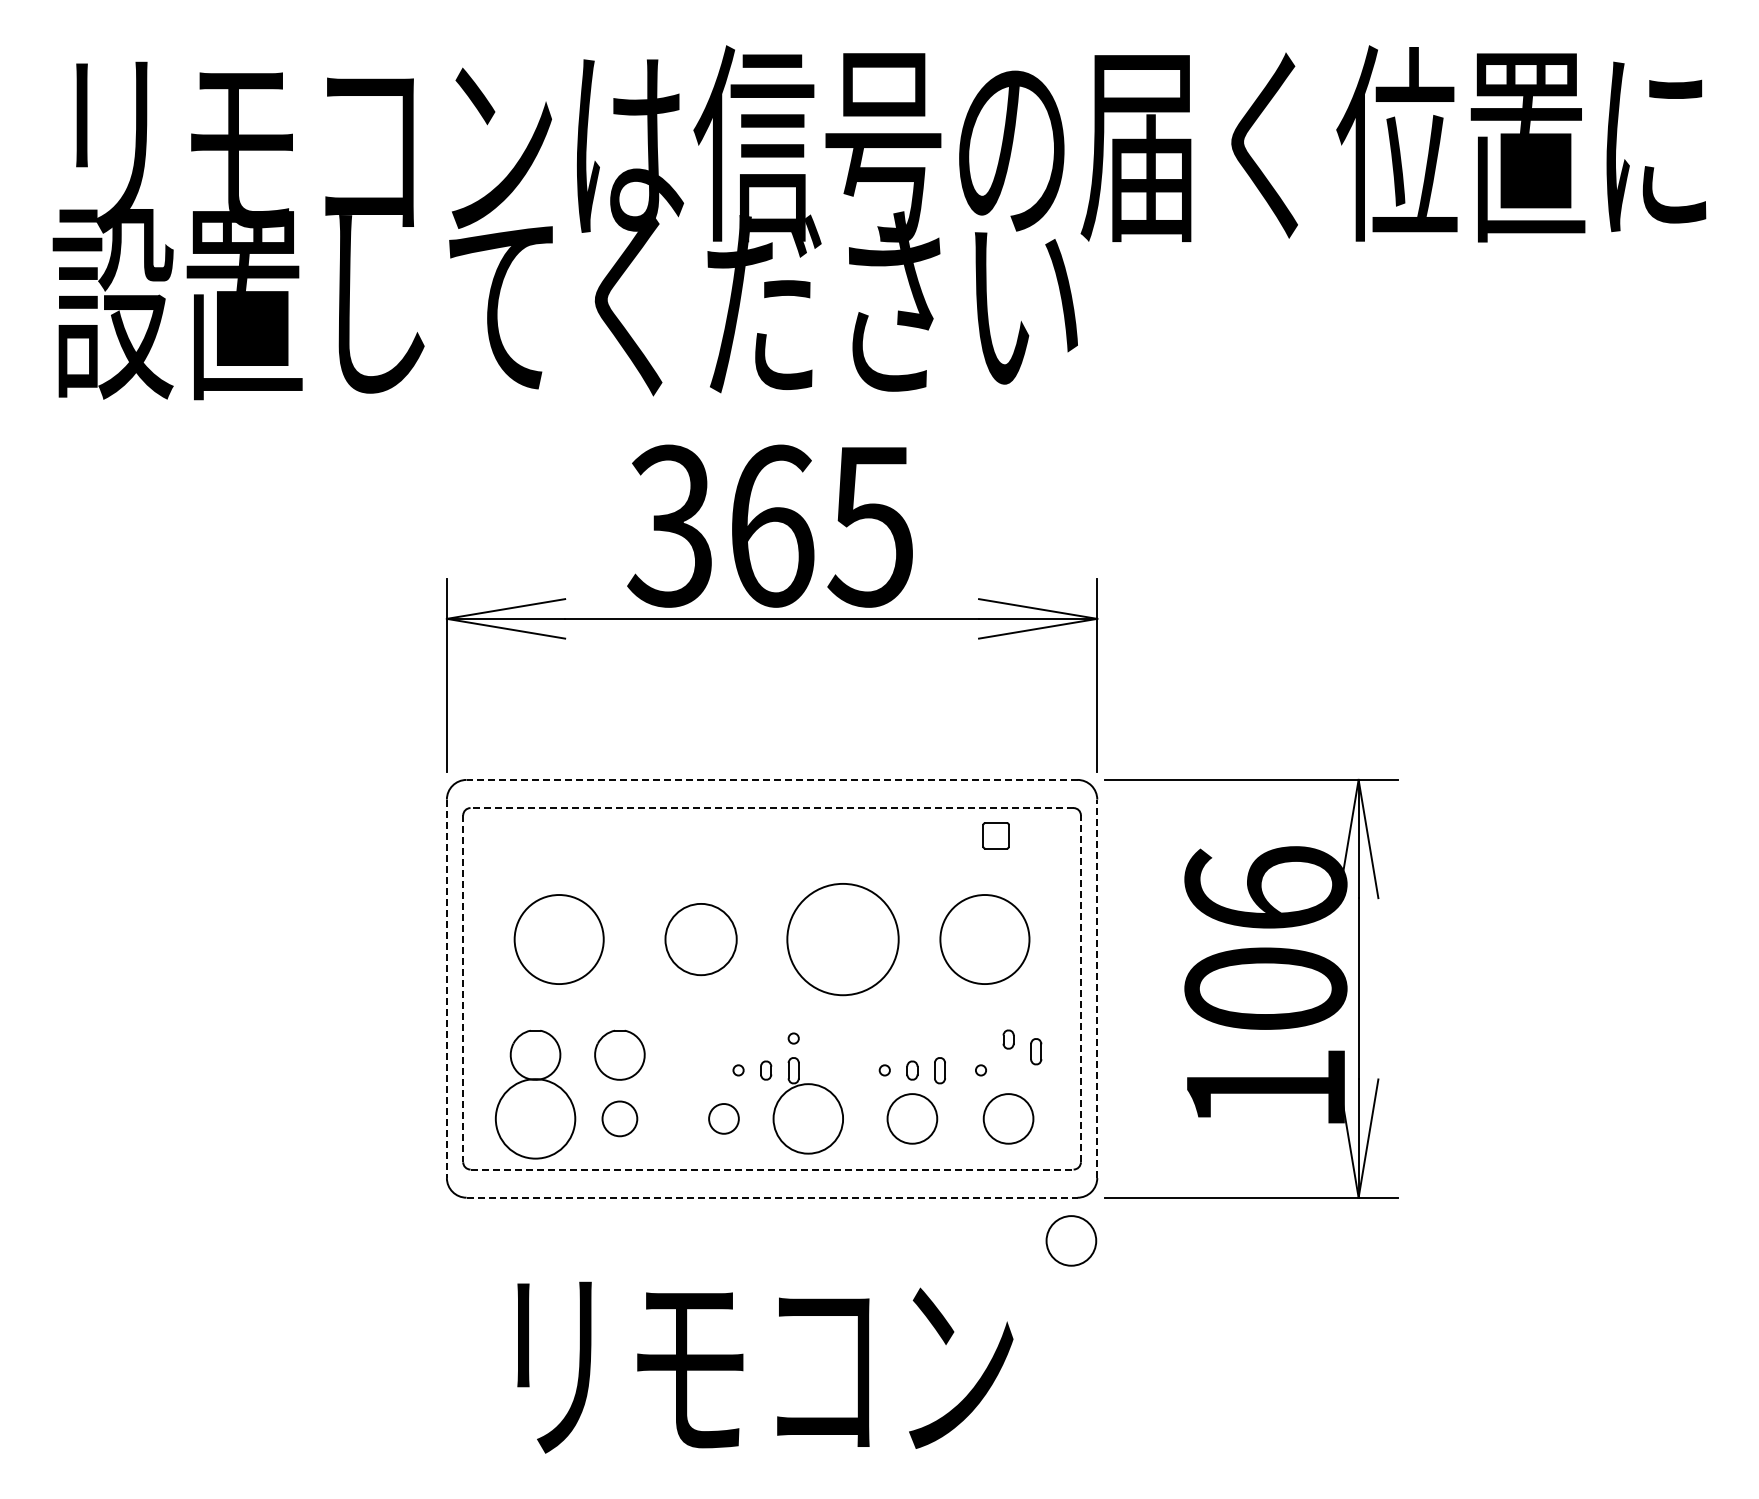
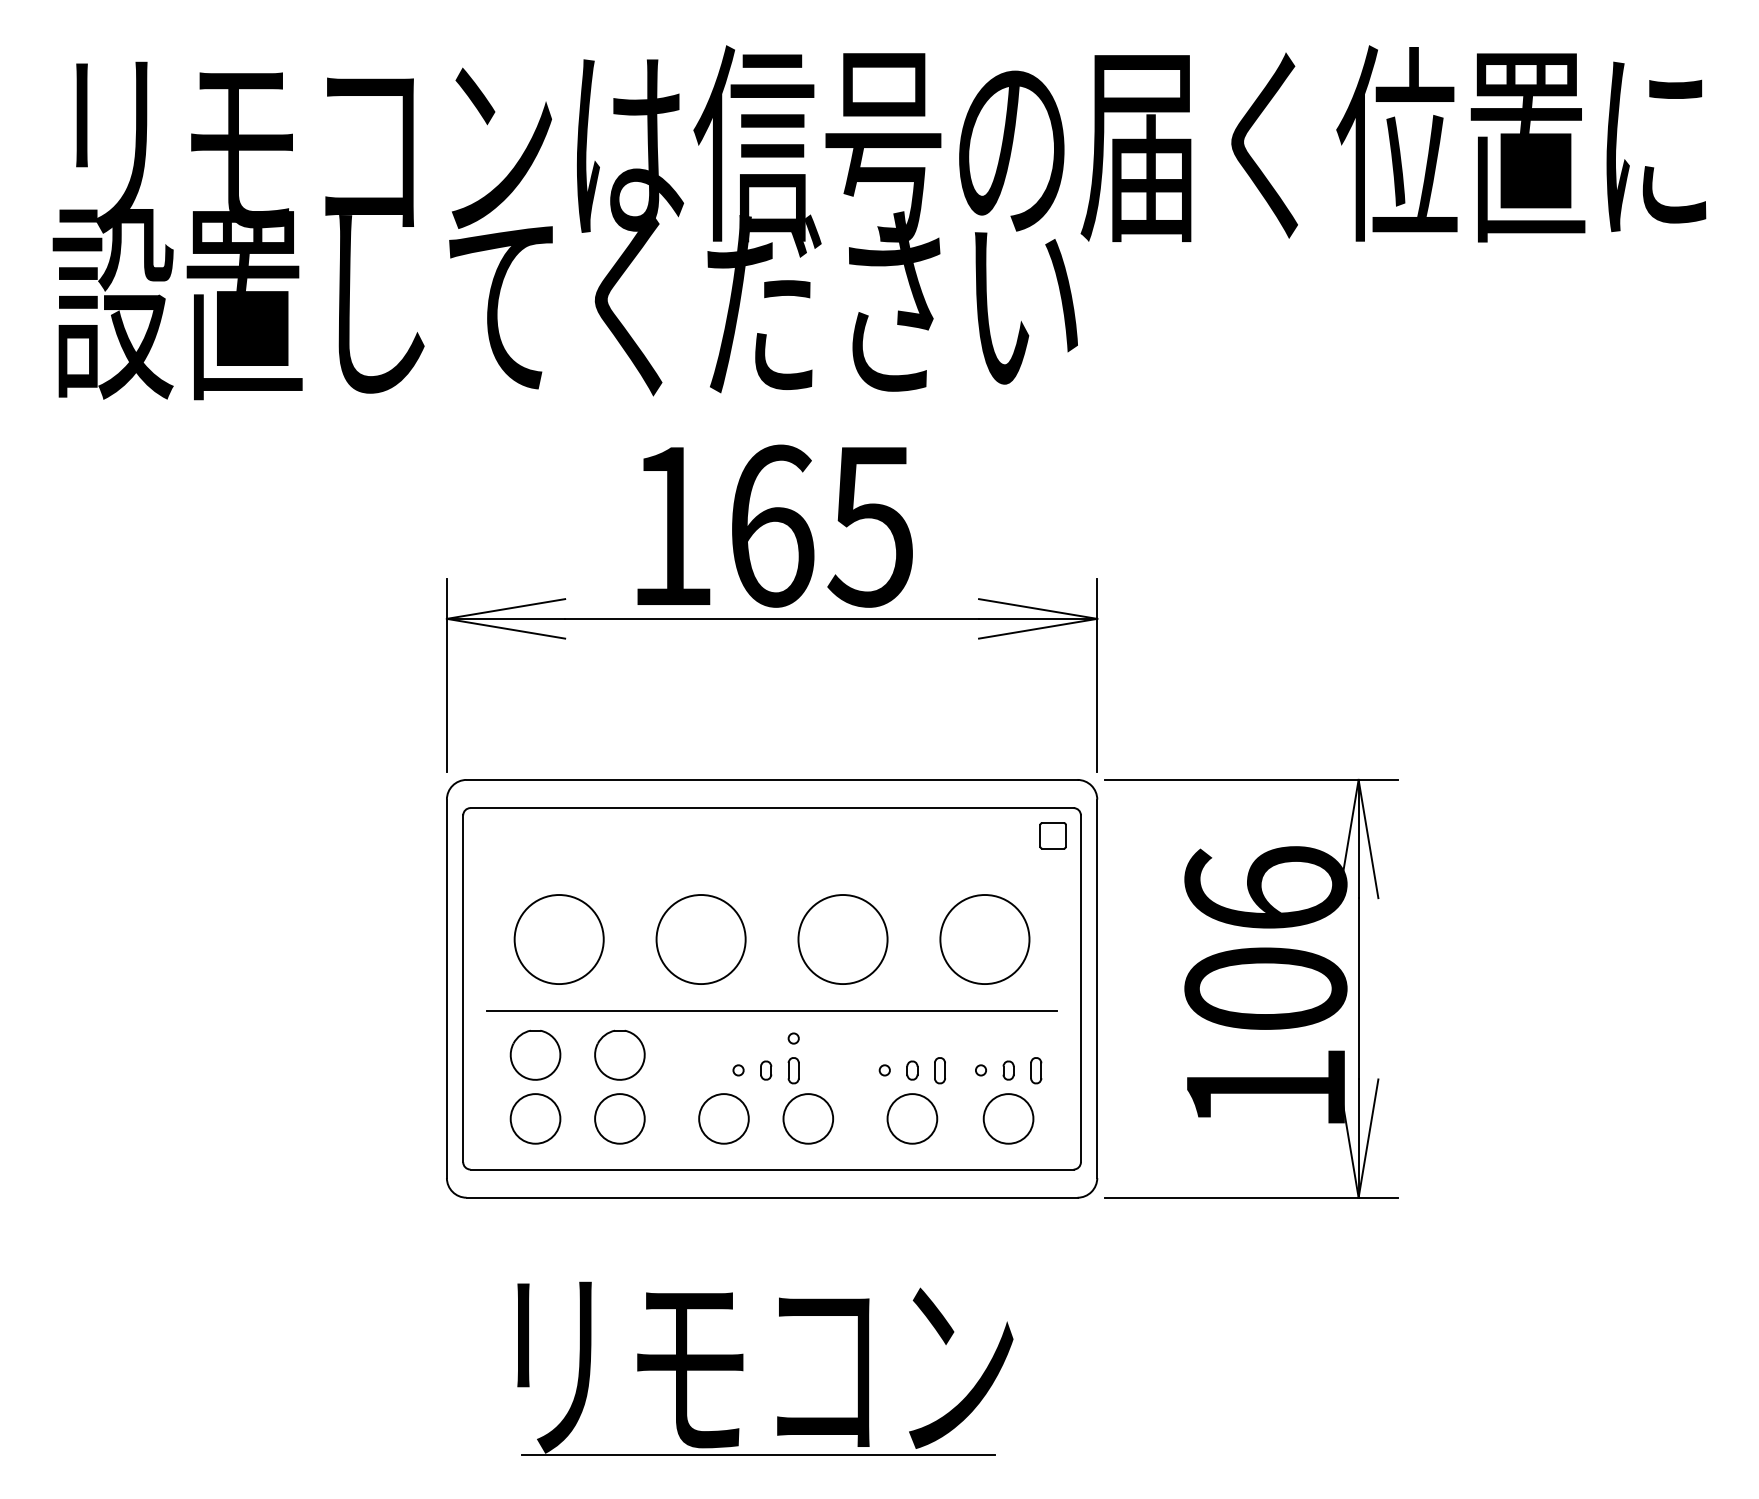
text: 365 -> 165 (669, 525)
line: dashed -> solid (771, 779)
line: dashed -> solid (772, 808)
part position: (995, 835) -> (1052, 835) (1052, 835)
circle diameter: 71 px -> 89 px (700, 939)
circle diameter: 111 px -> 89 px (842, 939)
line: dashed -> solid (1080, 988)
line: dashed -> solid (1097, 988)
line: dashed -> solid (446, 989)
line: dashed -> solid (463, 989)
line: none -> present (772, 1011)
part position: (1008, 1039) -> (1008, 1070) (1008, 1070)
part position: (1036, 1051) -> (1036, 1070) (1036, 1070)
circle diameter: 79 px -> 50 px (535, 1118)
circle diameter: 35 px -> 50 px (619, 1118)
circle diameter: 30 px -> 50 px (723, 1118)
circle diameter: 70 px -> 50 px (808, 1118)
line: dashed -> solid (772, 1169)
line: dashed -> solid (772, 1197)
circle: present -> none (1071, 1240)
line: none -> present (757, 1454)
